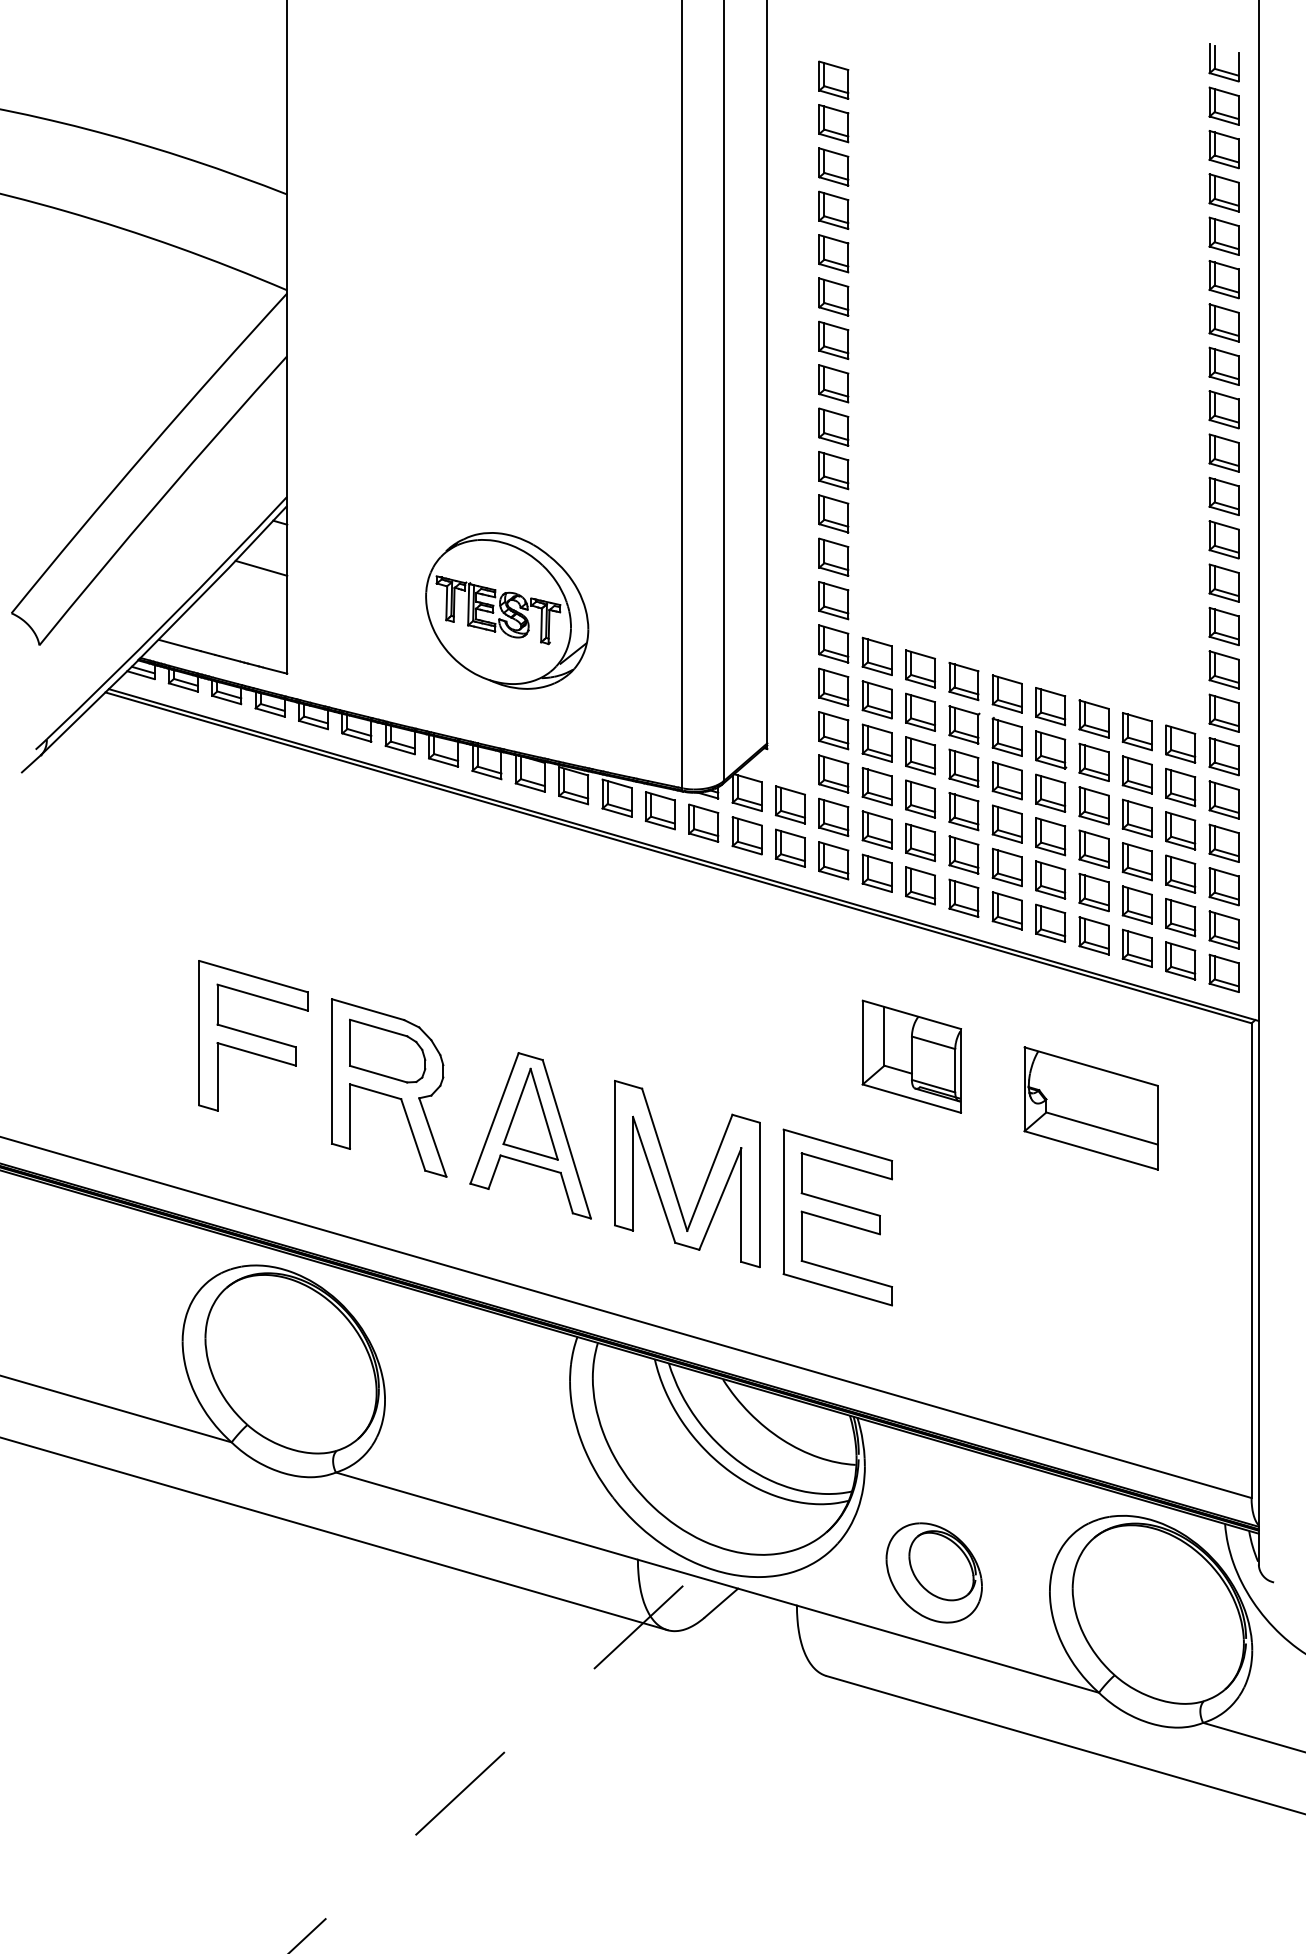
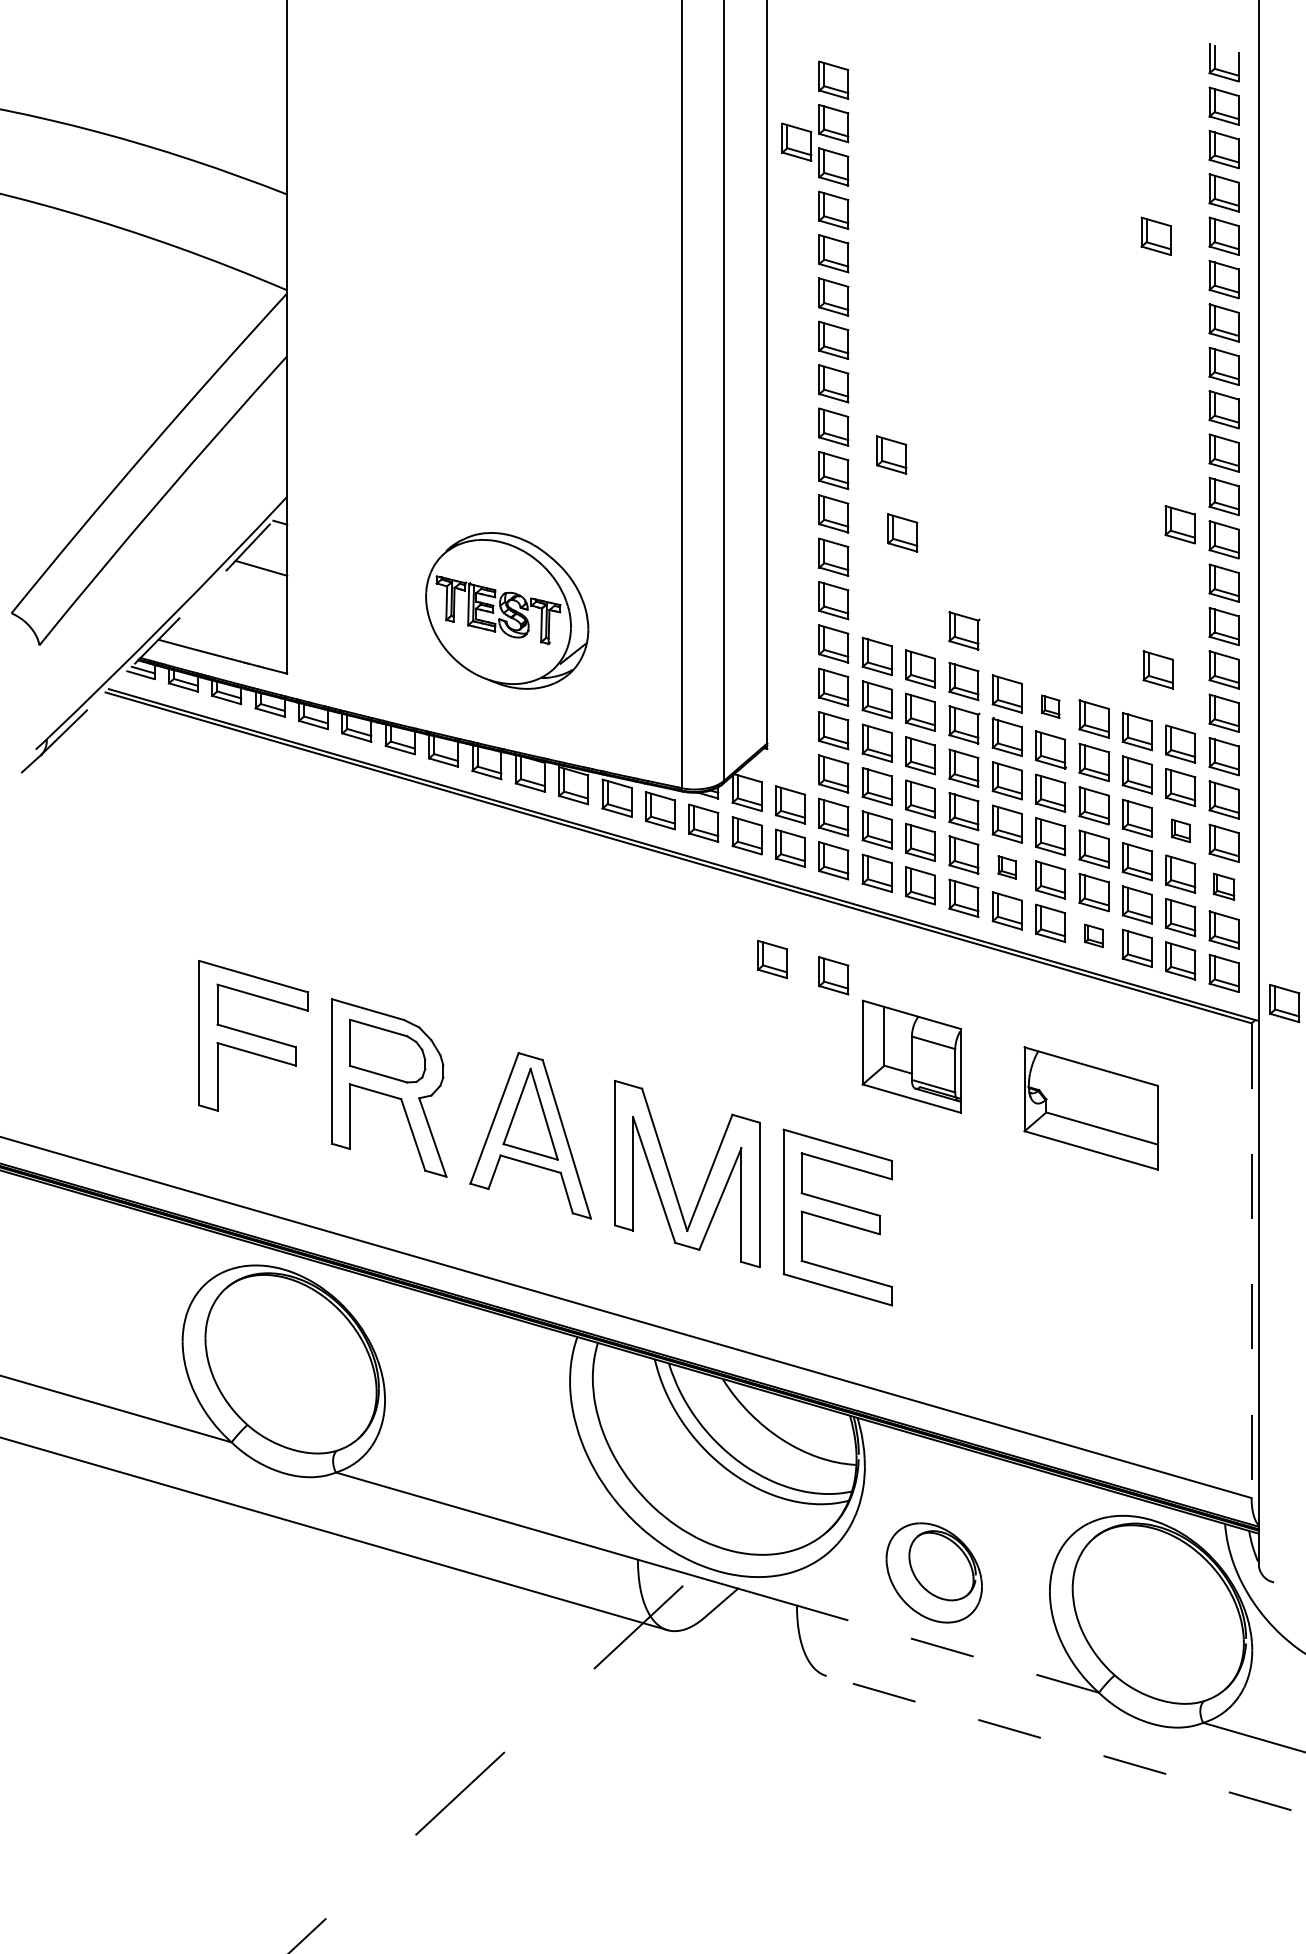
part: none -> present (796, 141)
part: none -> present (1155, 235)
part: none -> present (891, 454)
part: none -> present (1179, 524)
part: none -> present (902, 532)
part: none -> present (964, 630)
line: solid -> dashed (166, 631)
part: none -> present (1157, 669)
part size: 32x40 px -> 20x25 px (1050, 706)
part size: 32x40 px -> 20x25 px (1180, 830)
part size: 32x41 px -> 20x25 px (1006, 867)
part size: 32x40 px -> 24x29 px (1223, 886)
part size: 32x40 px -> 20x25 px (1093, 935)
part: none -> present (772, 959)
part: none -> present (833, 975)
part: none -> present (1284, 1003)
line: solid -> dashed (1251, 1261)
line: solid -> dashed (947, 1649)
line: solid -> dashed (1065, 1745)
